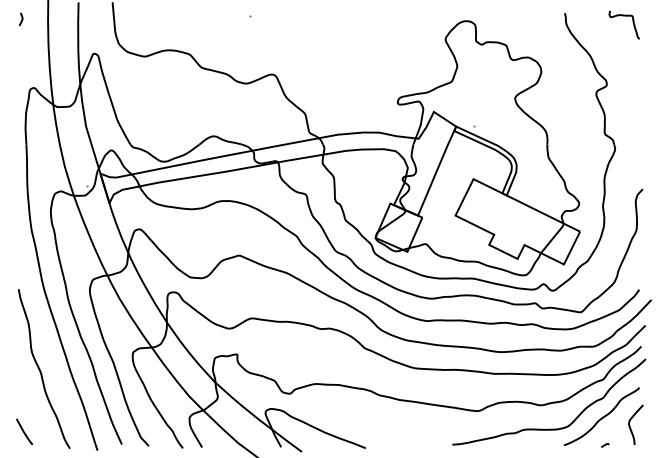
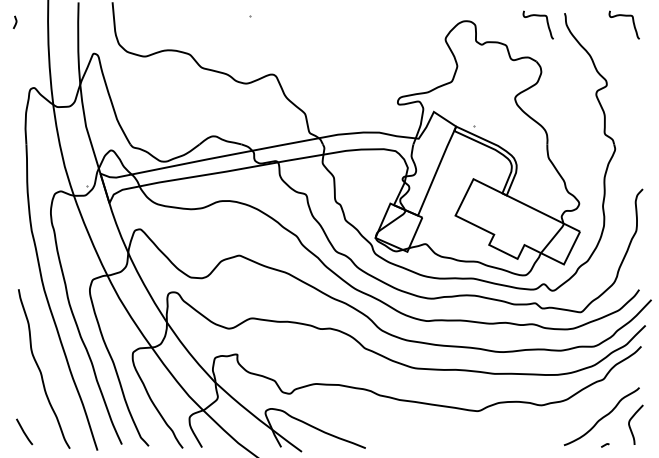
curve: none -> present (537, 16)
curve position: (21, 19) -> (15, 22) (15, 22)
curve: present -> none (549, 428)
